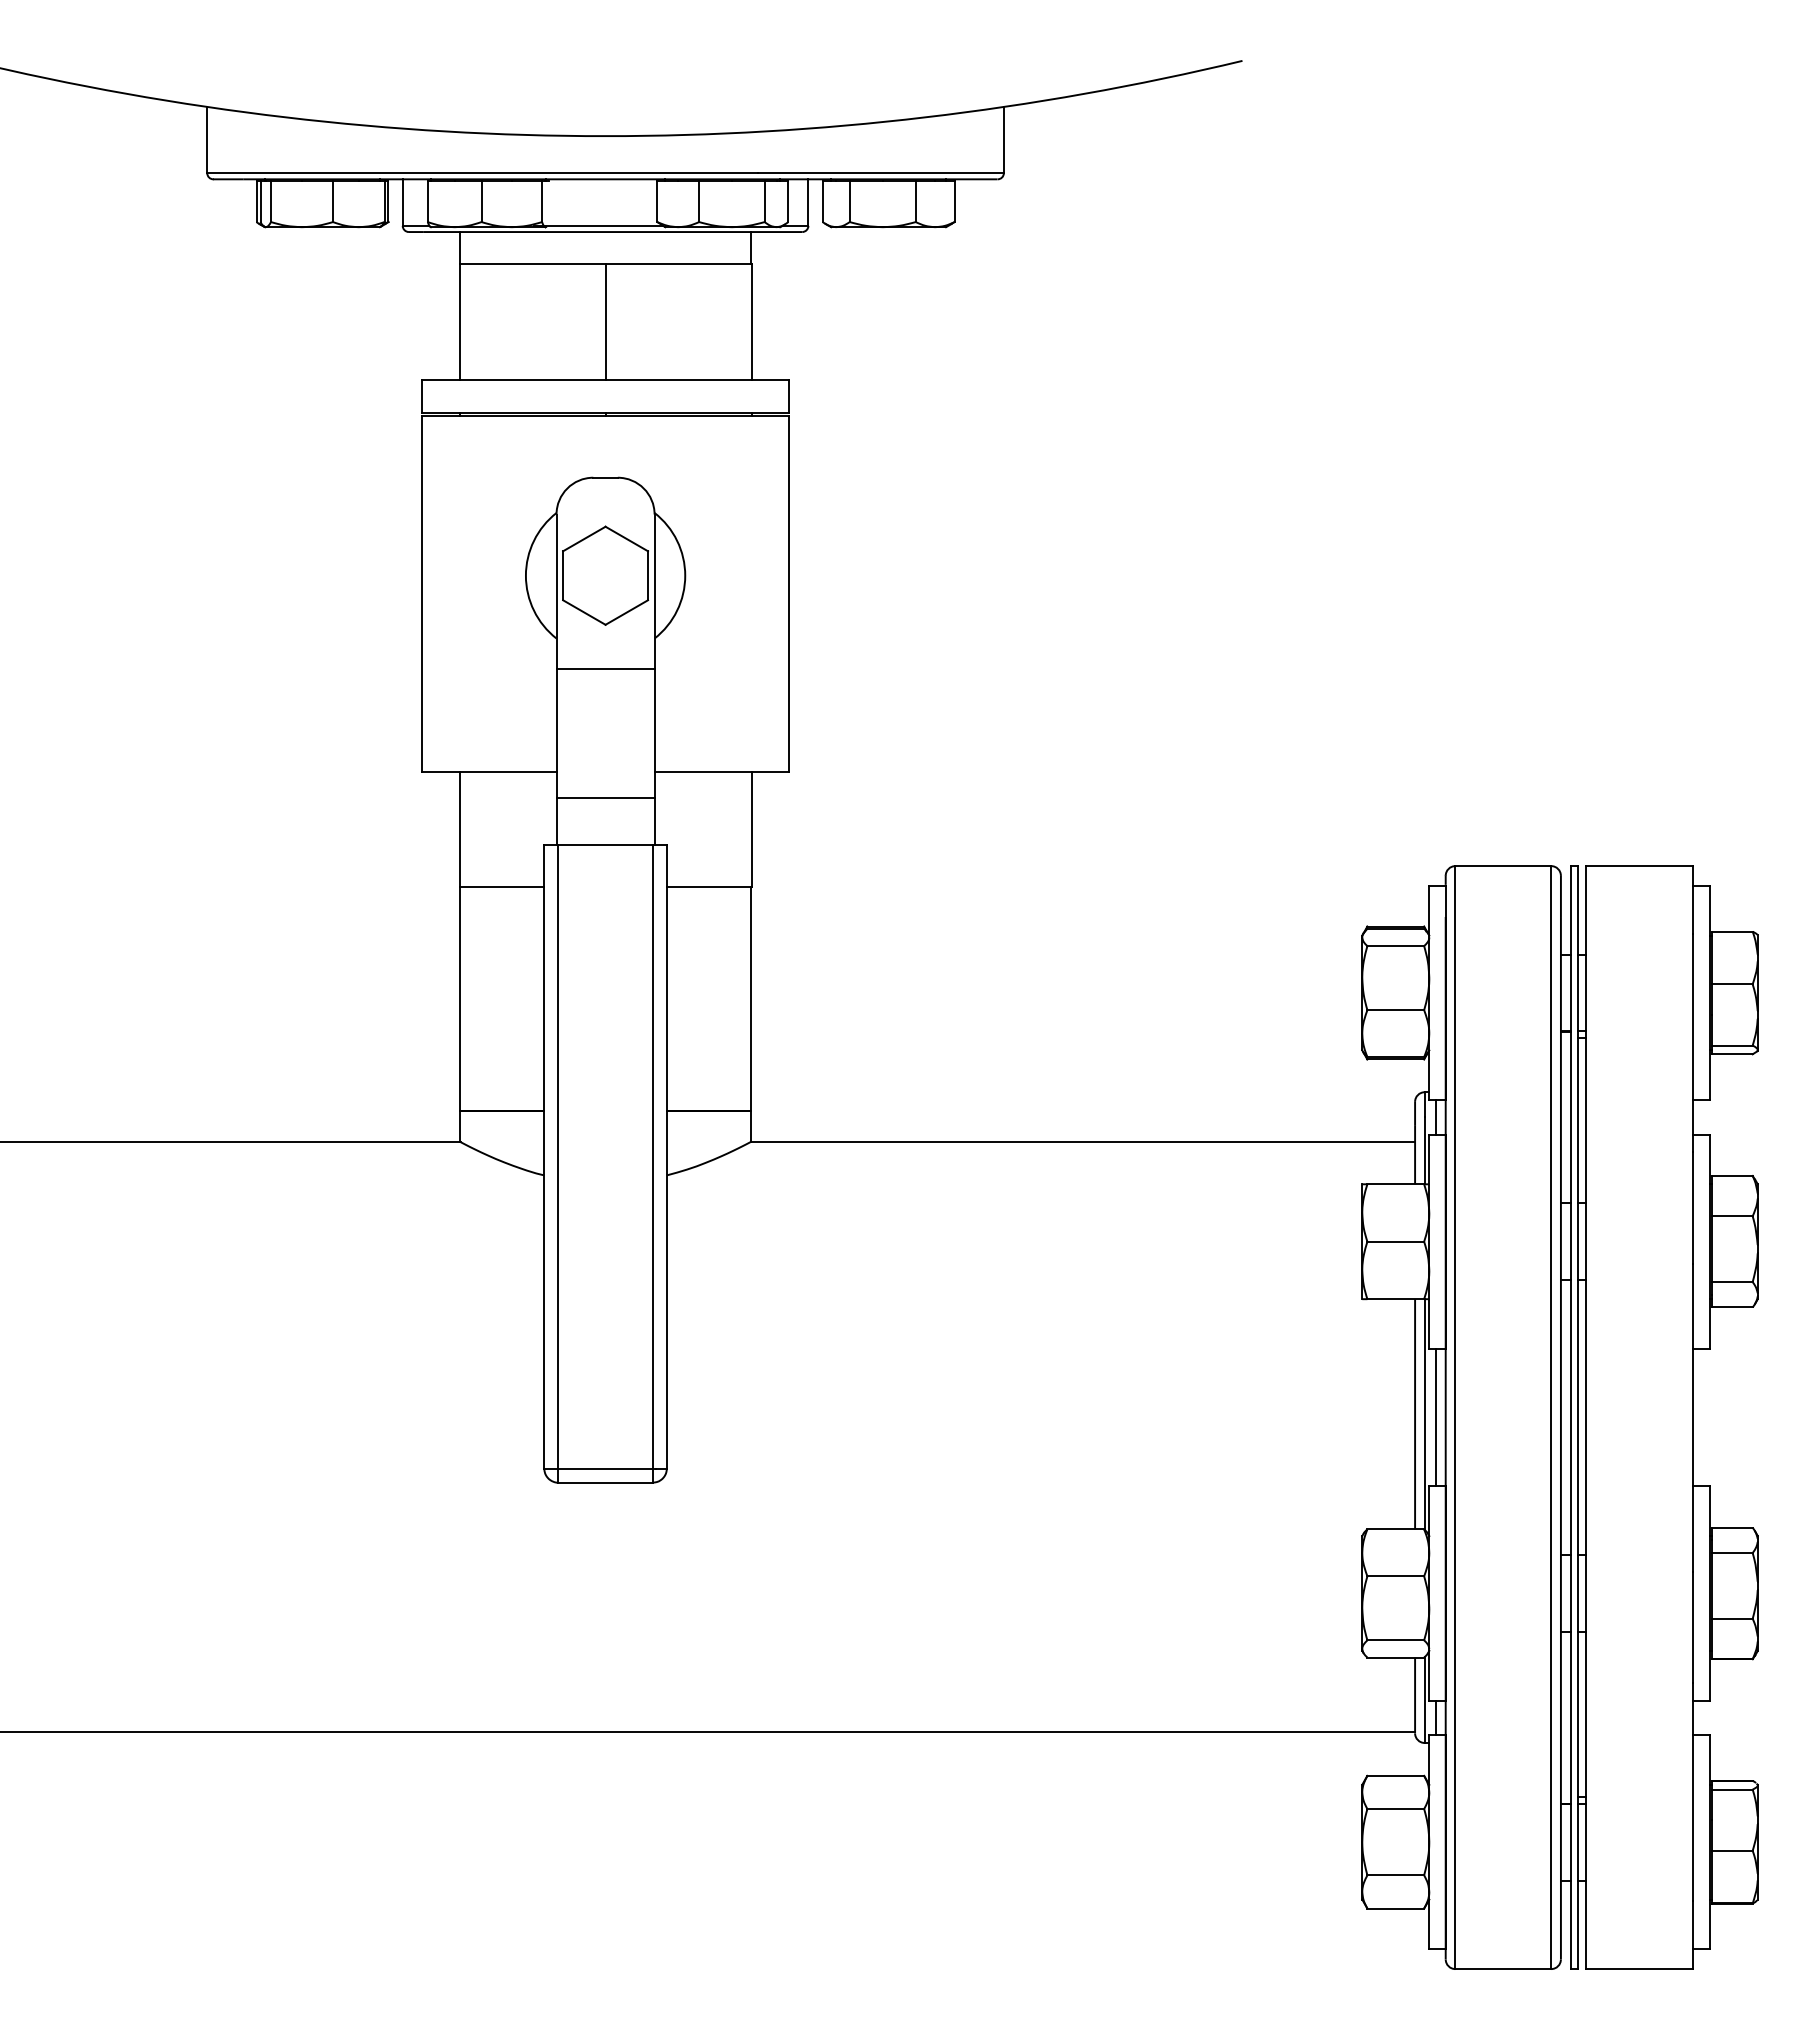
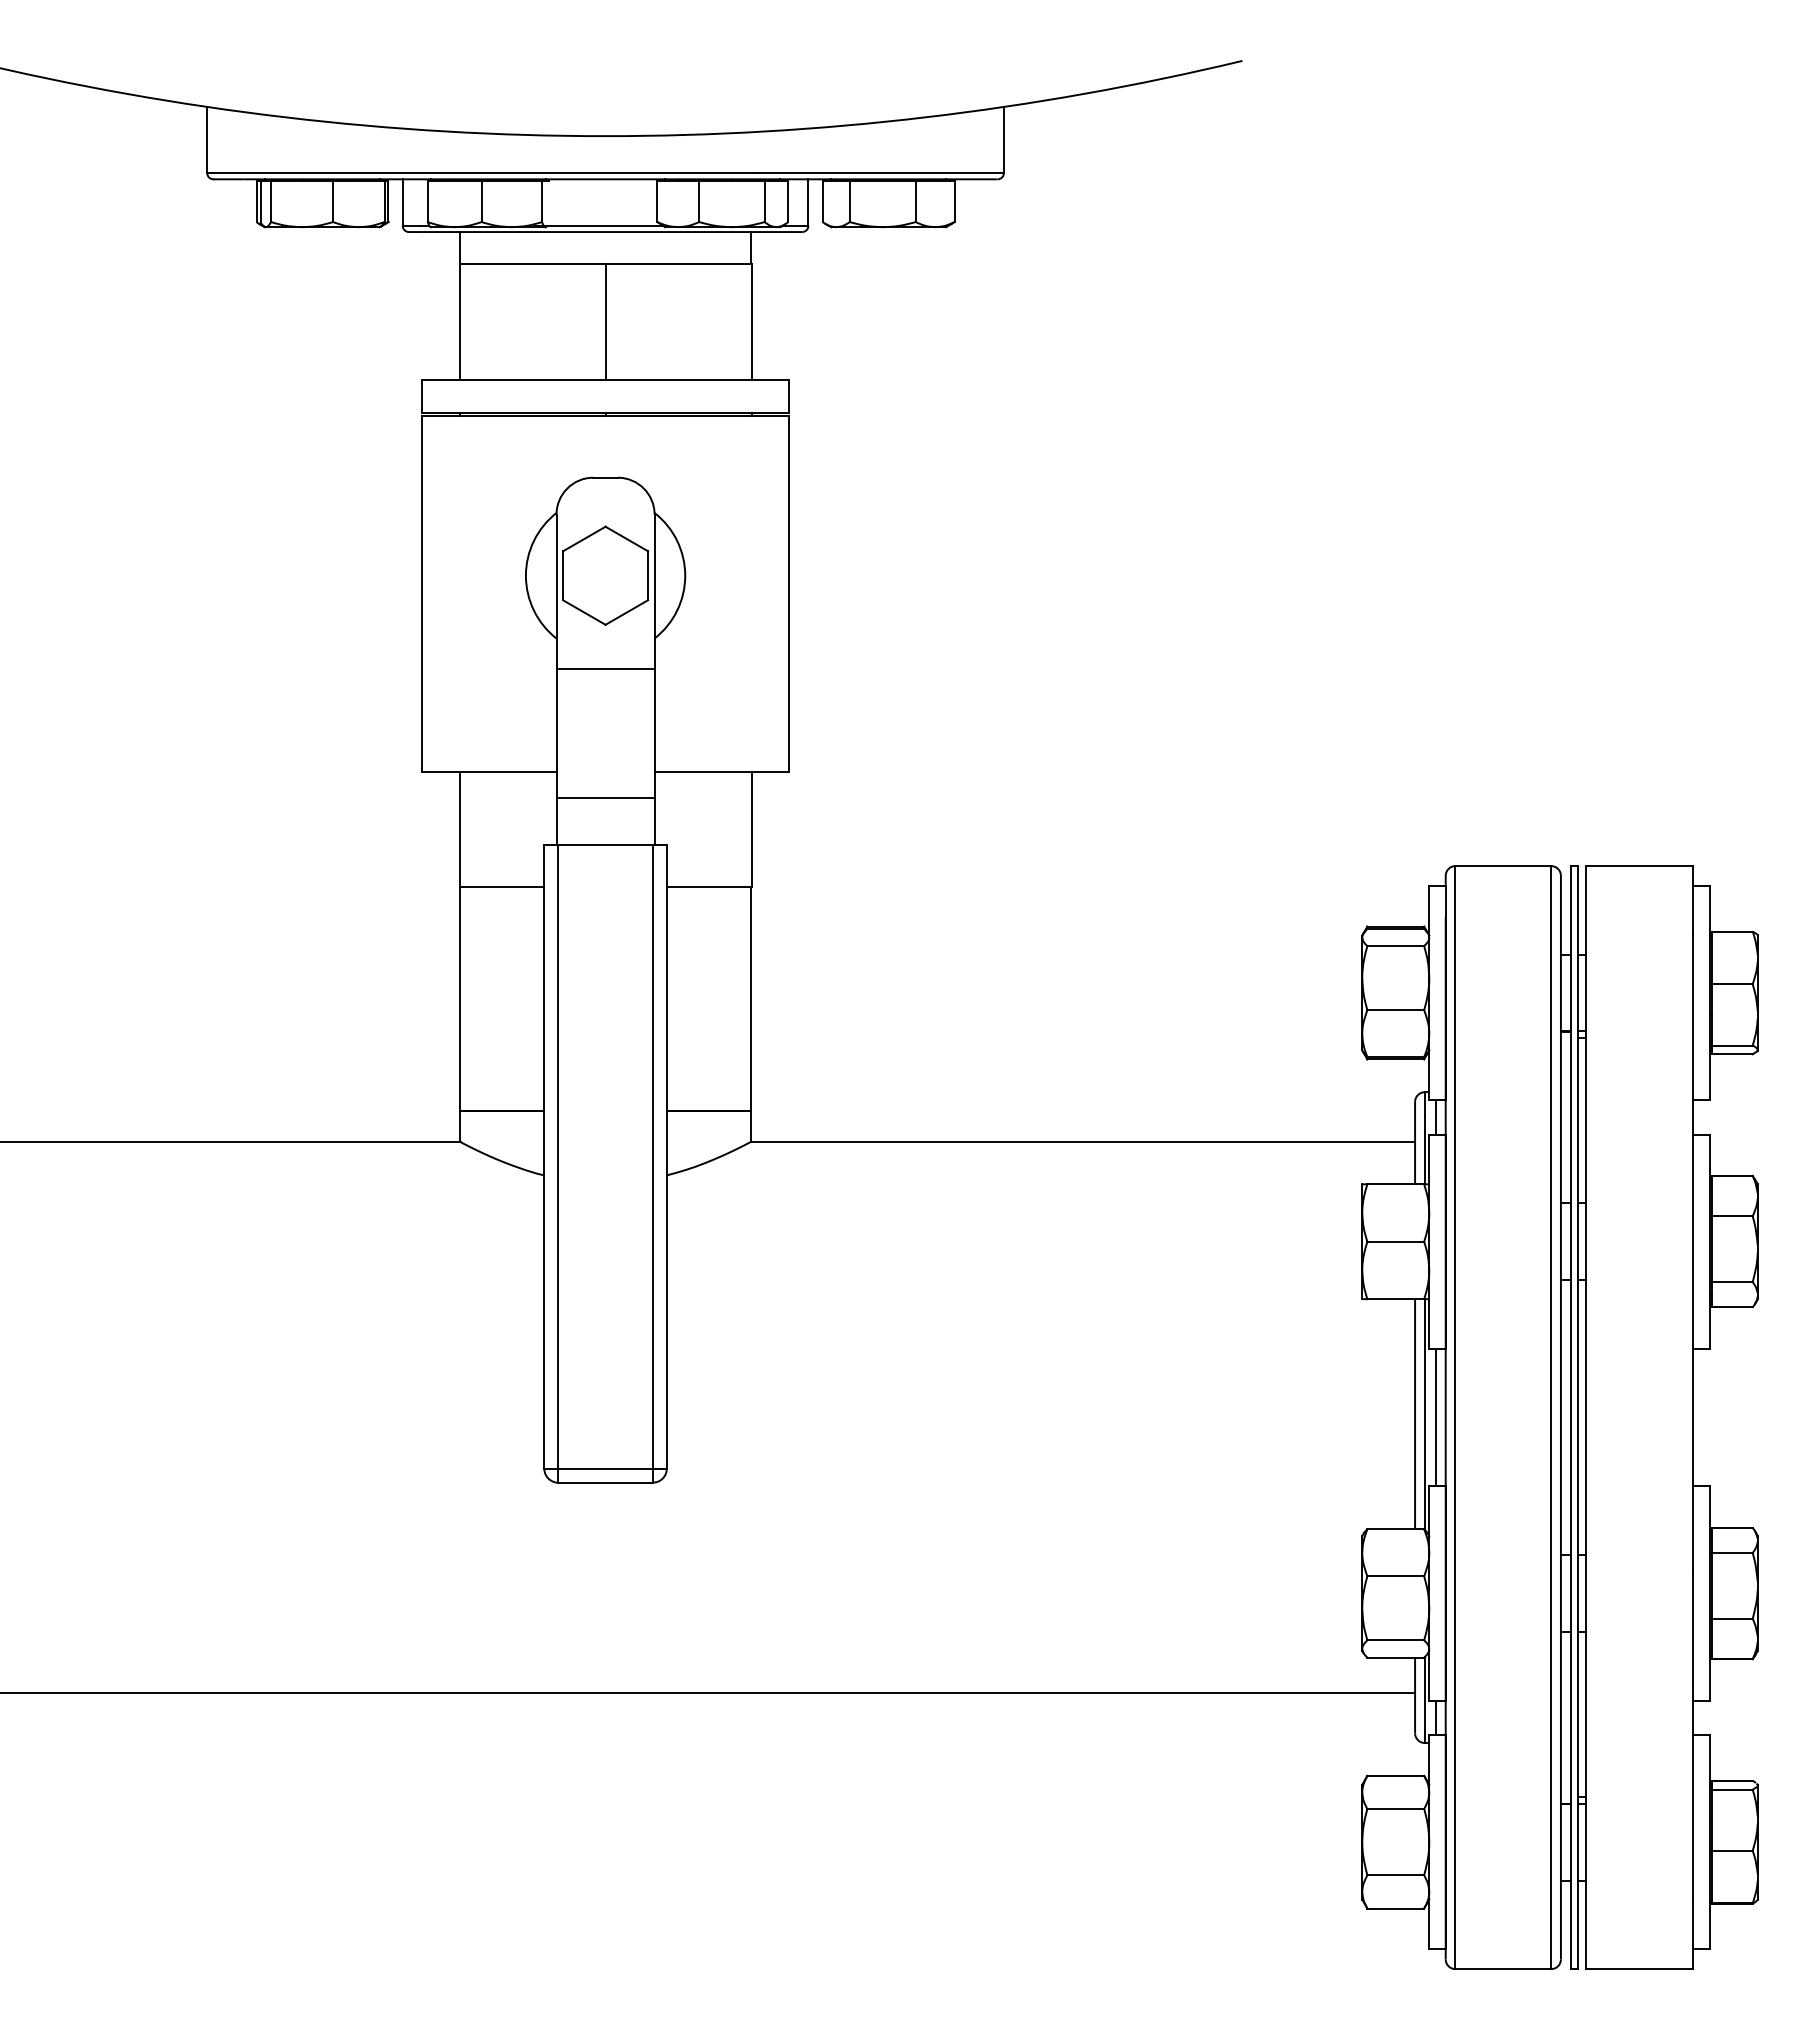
line position: (708, 1732) -> (708, 1693) (708, 1693)
